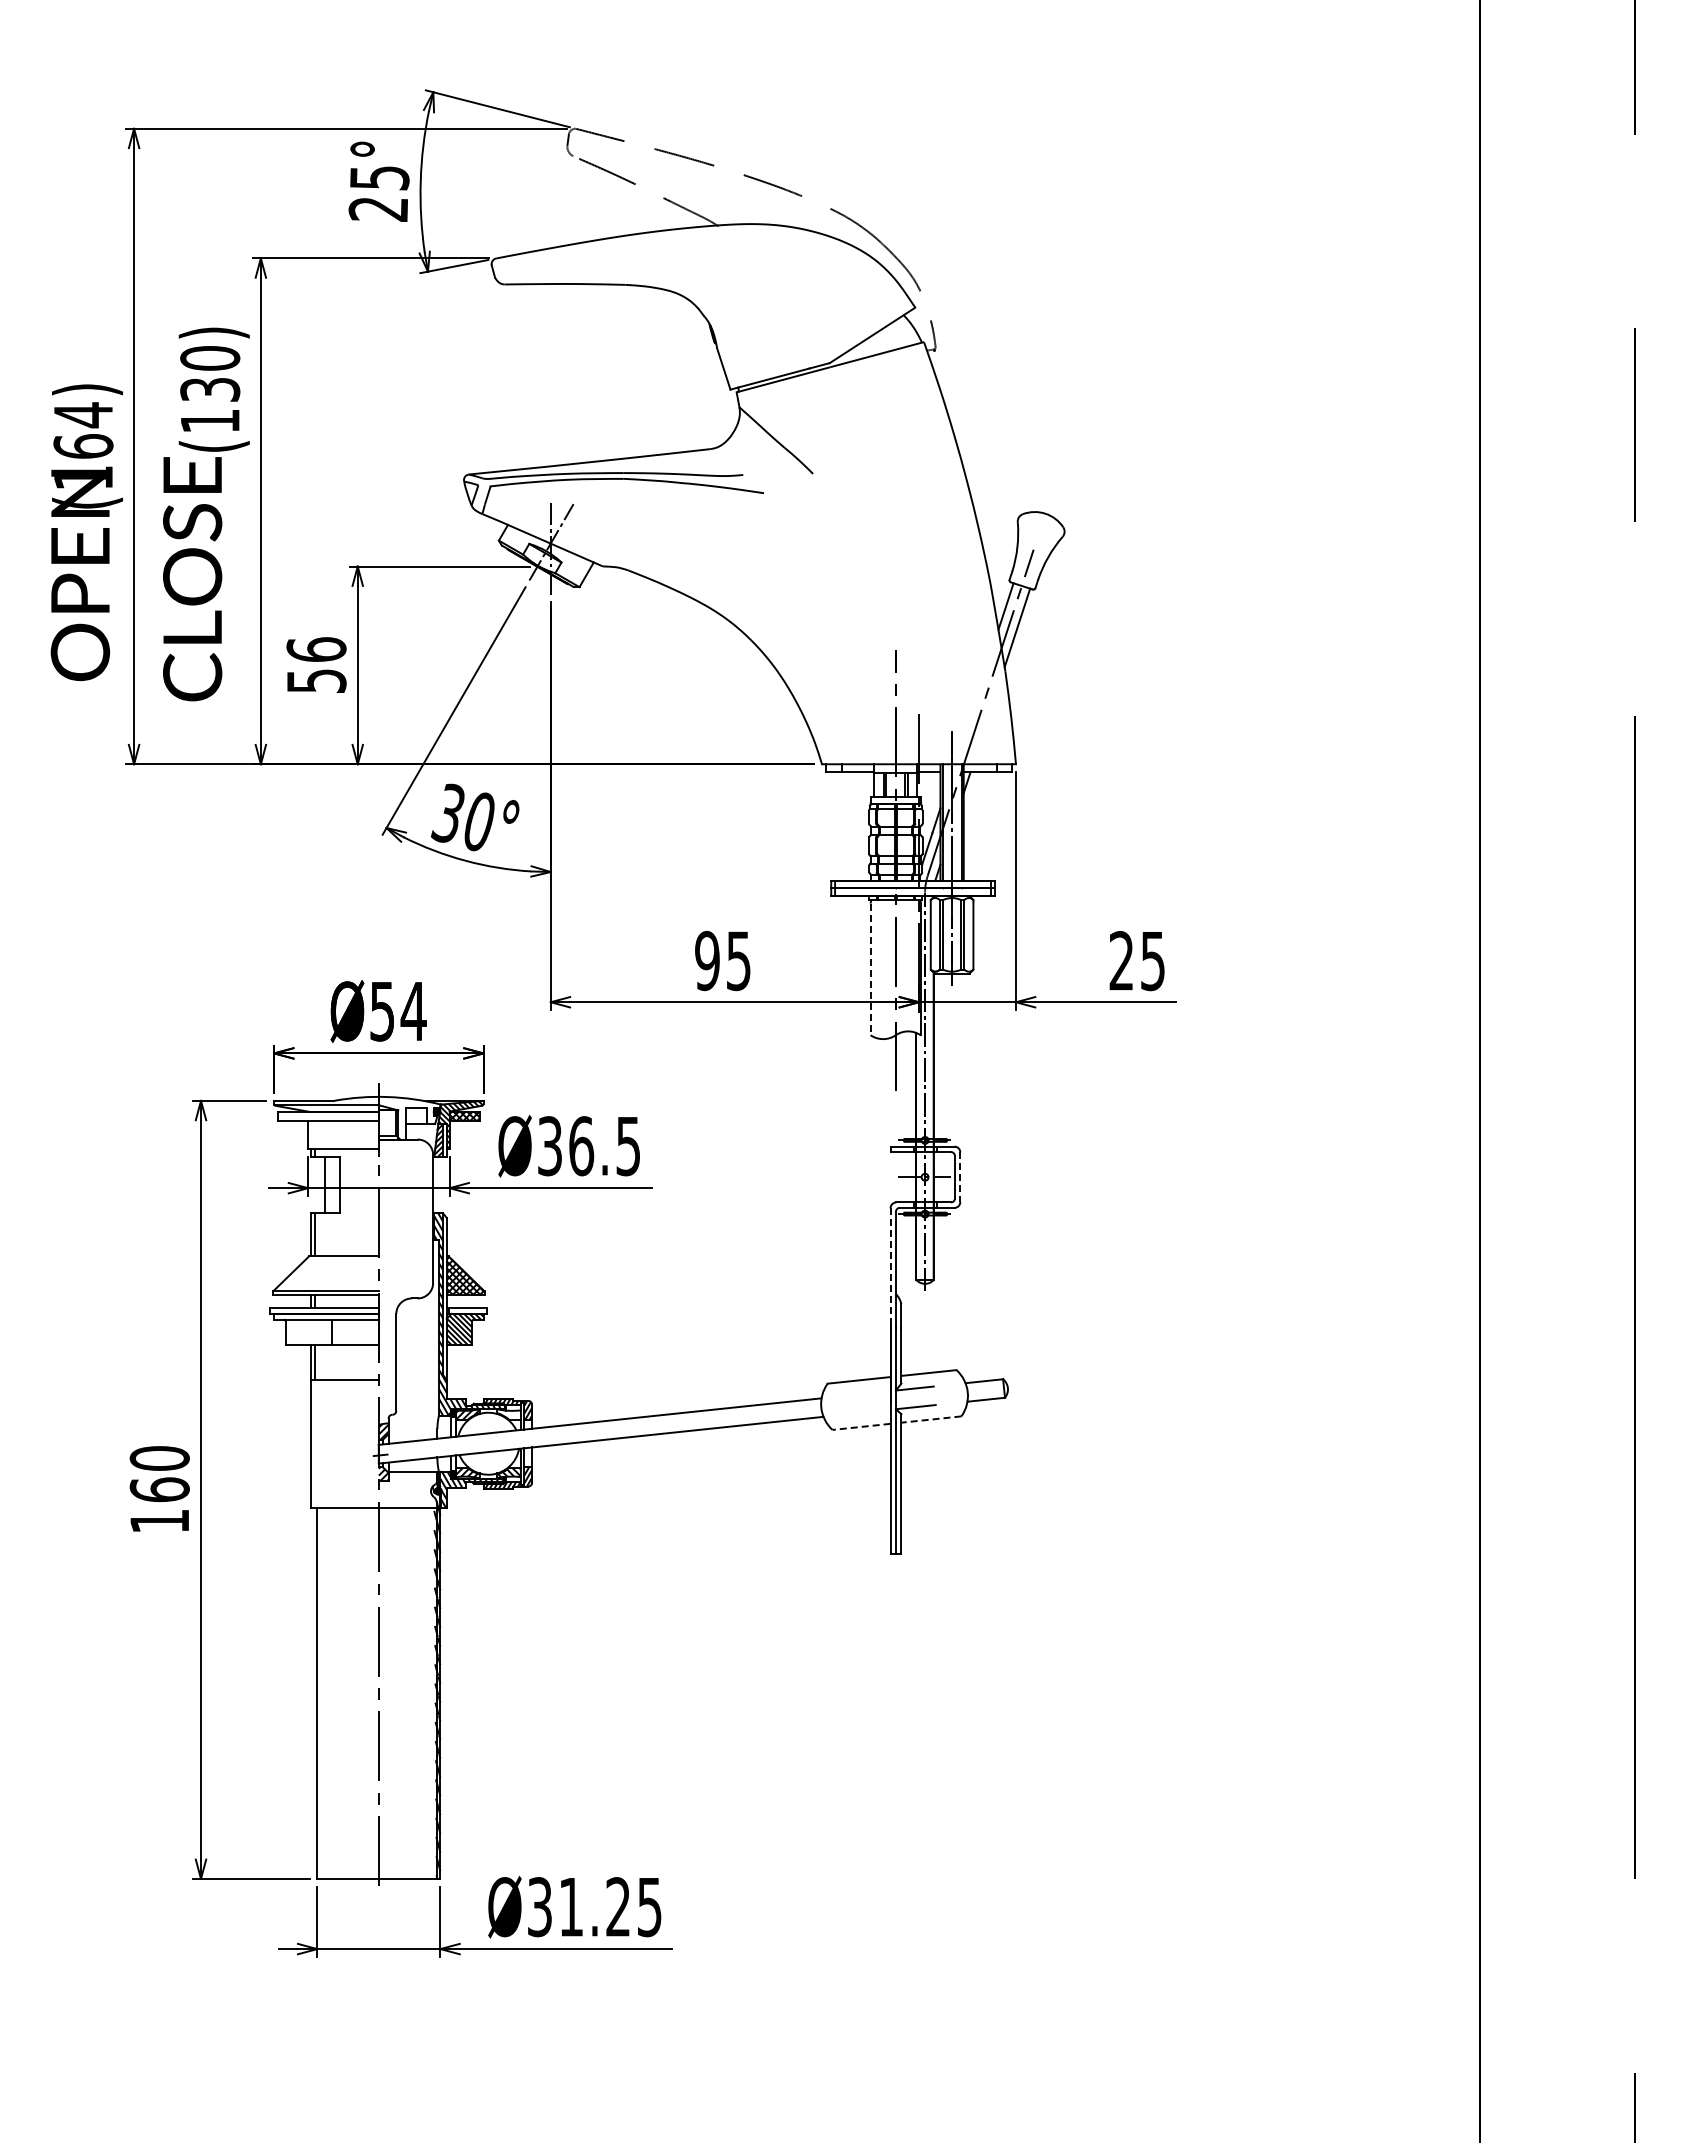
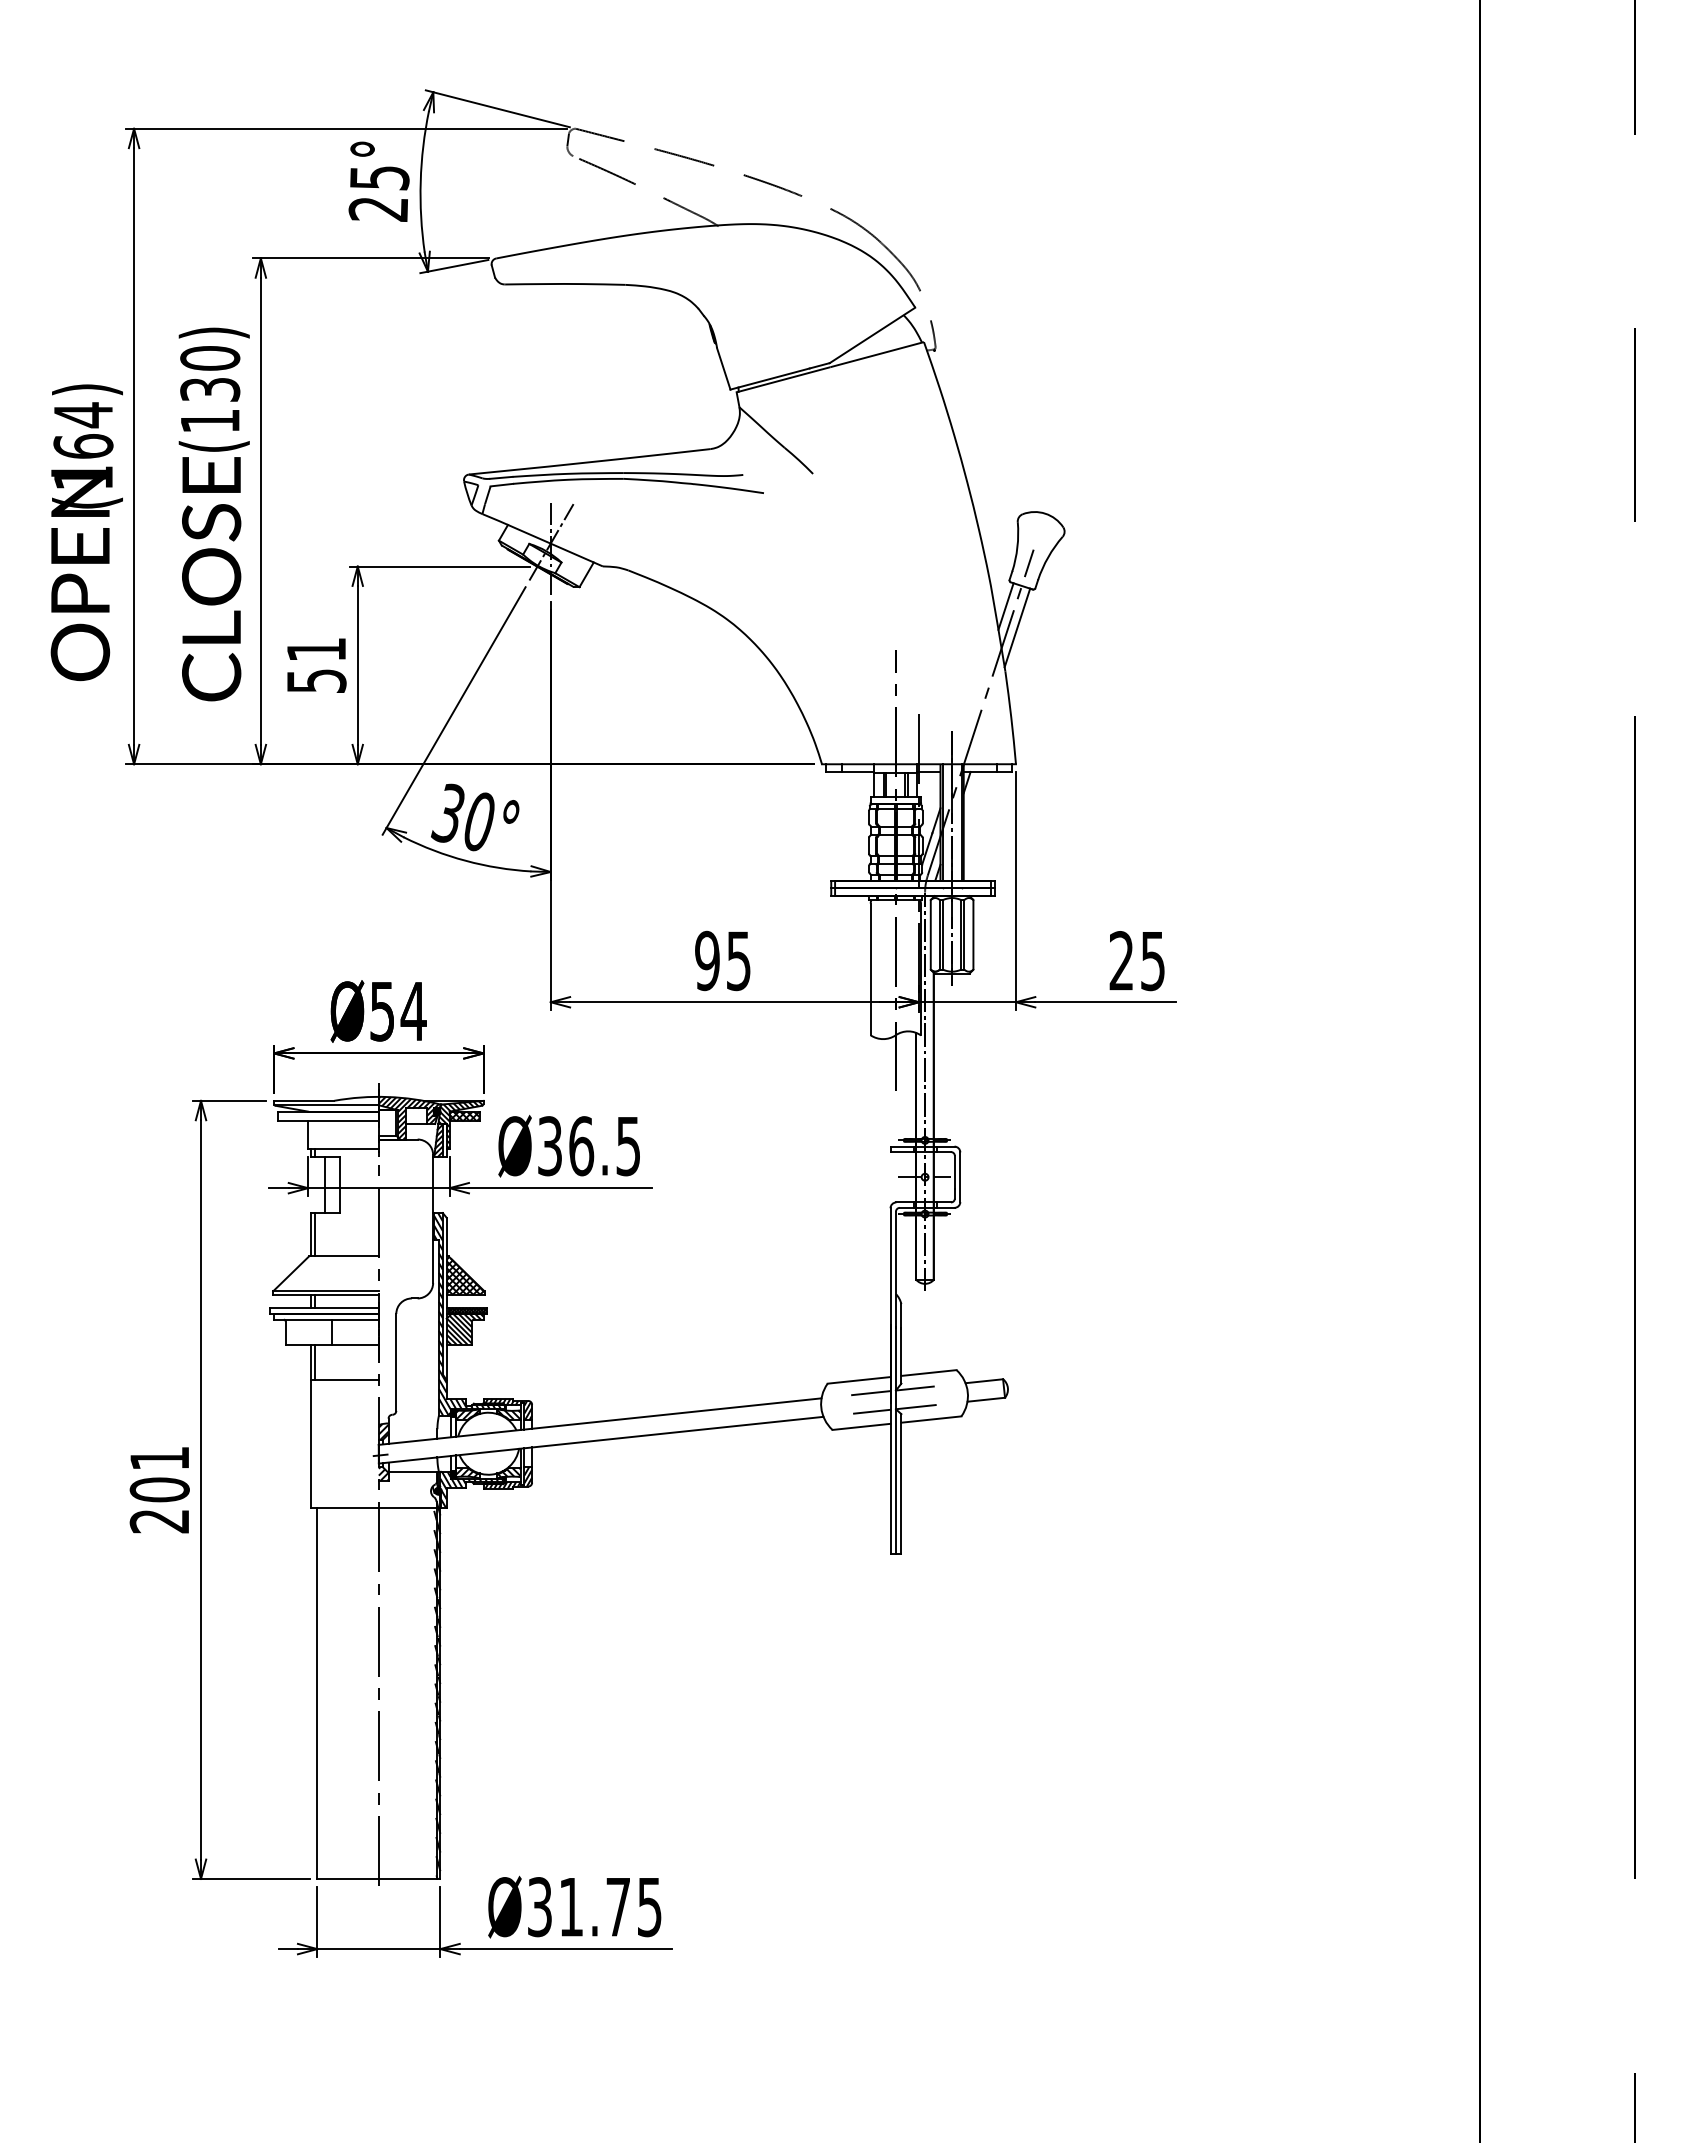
text position: (192, 579) -> (211, 579) (211, 579)
text: 56 -> 51 (316, 649)
line: dashed -> solid (870, 969)
hatch: none -> present (408, 1117)
line: dashed -> solid (960, 1177)
line: dashed -> solid (890, 1267)
hatch: none -> present (467, 1310)
line: none -> present (871, 1393)
line: none -> present (872, 1411)
hatch: none -> present (508, 1414)
line: dashed -> solid (930, 1419)
line: dashed -> solid (861, 1426)
text: 160 -> 201 (159, 1489)
text: Ø31.25 -> Ø31.75 (617, 1906)
